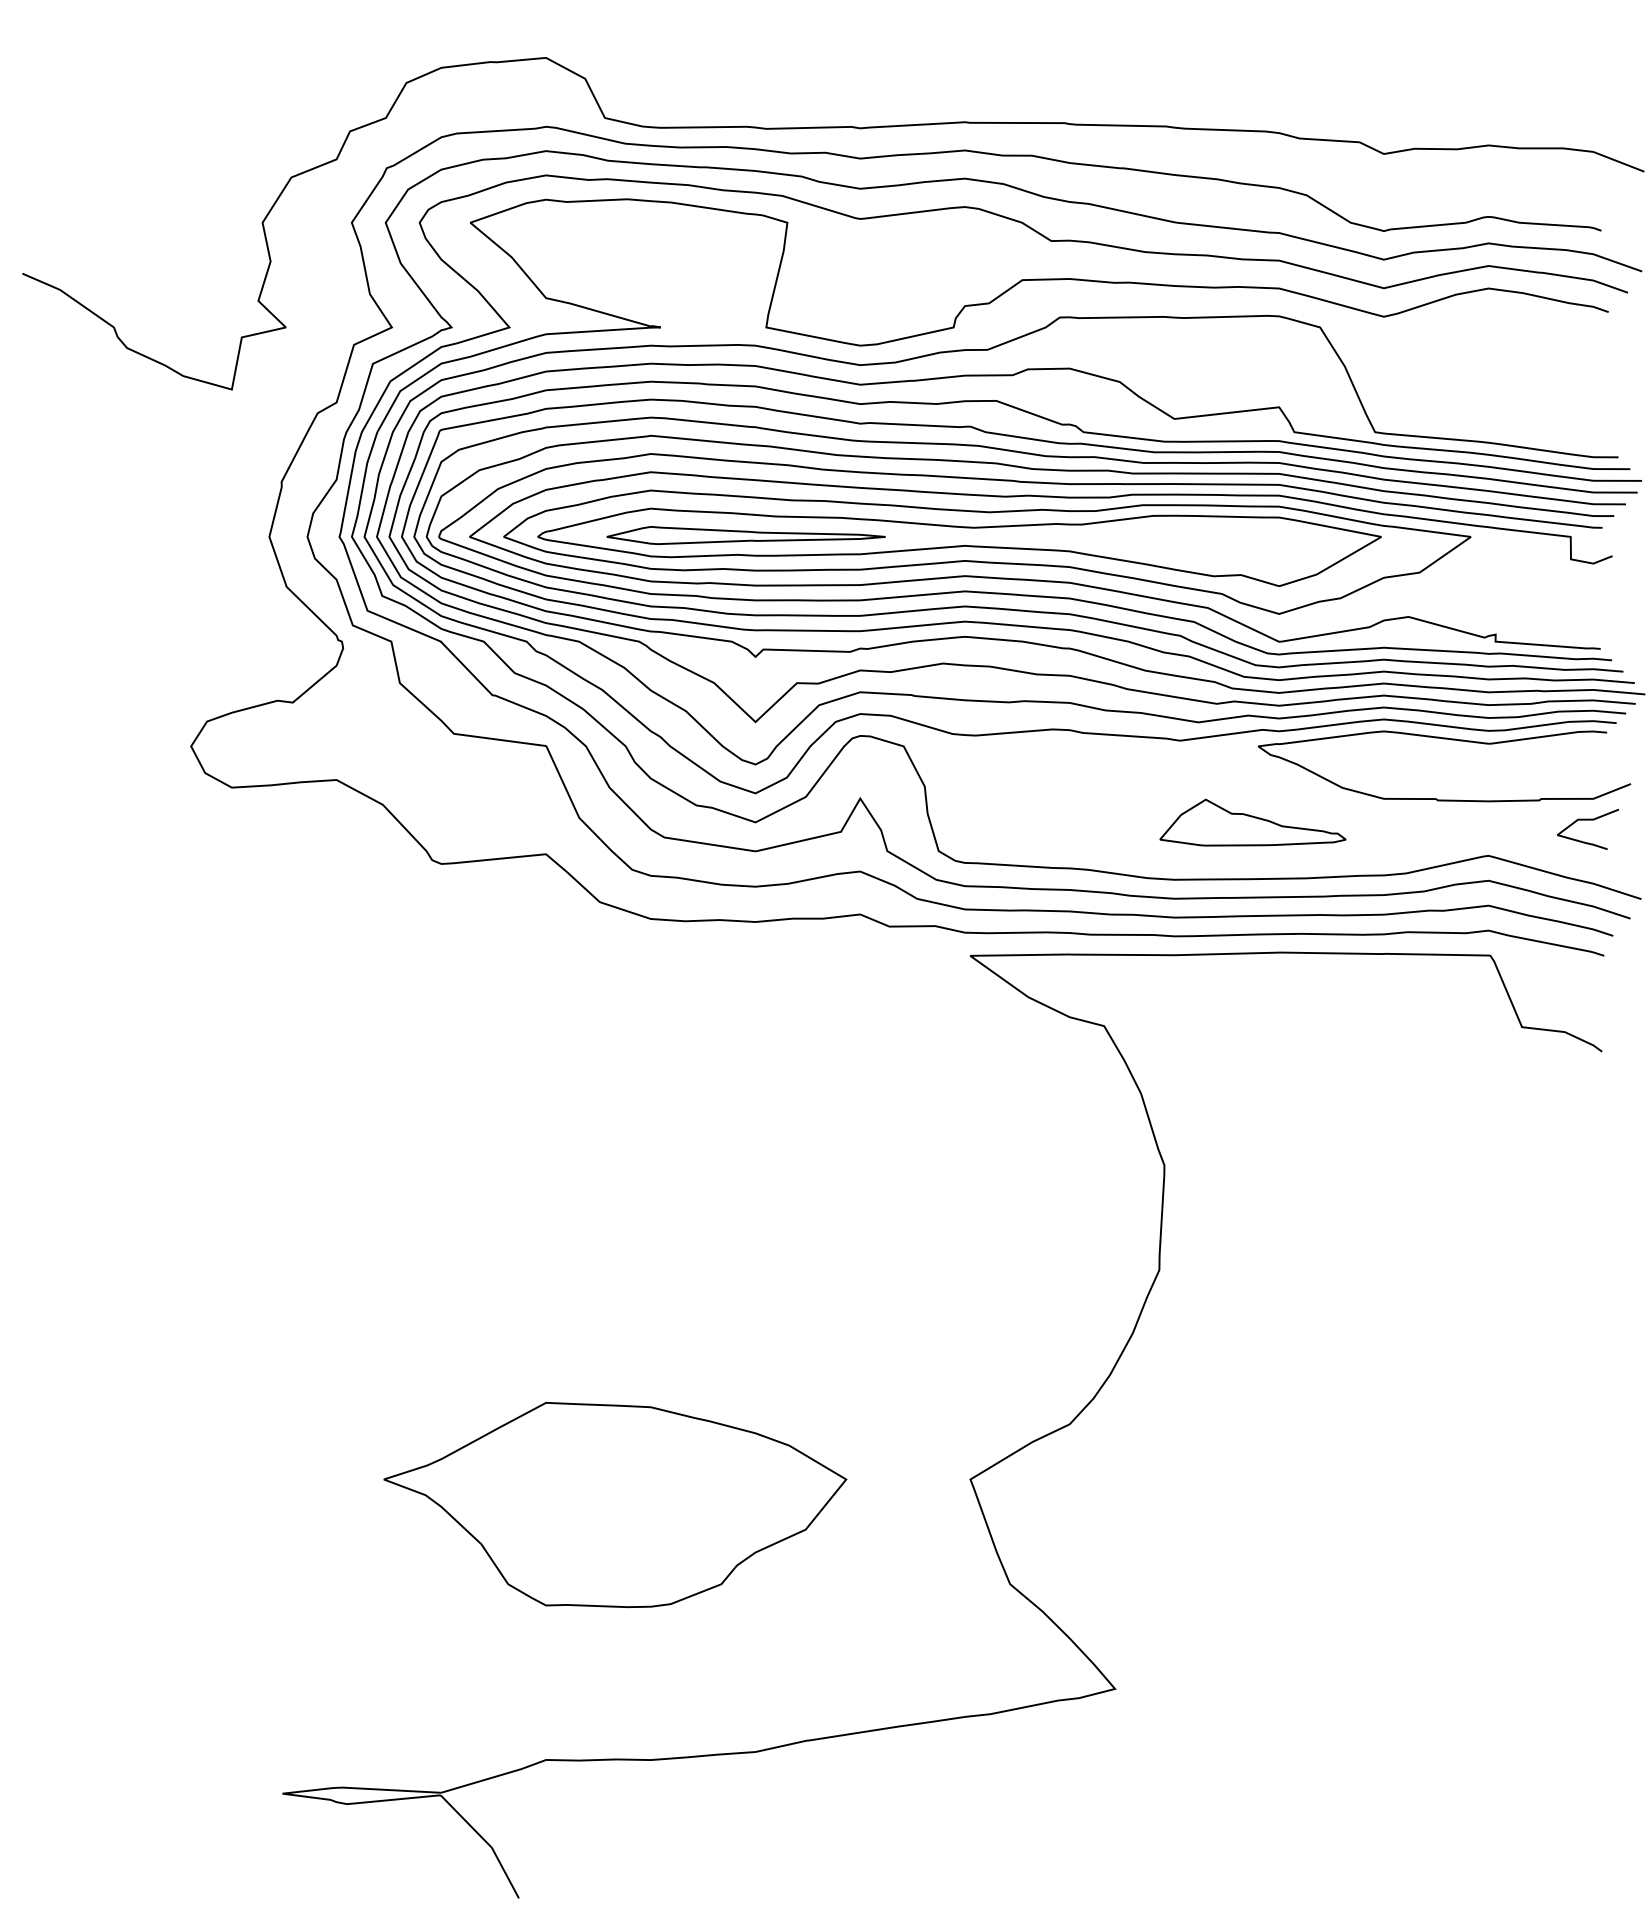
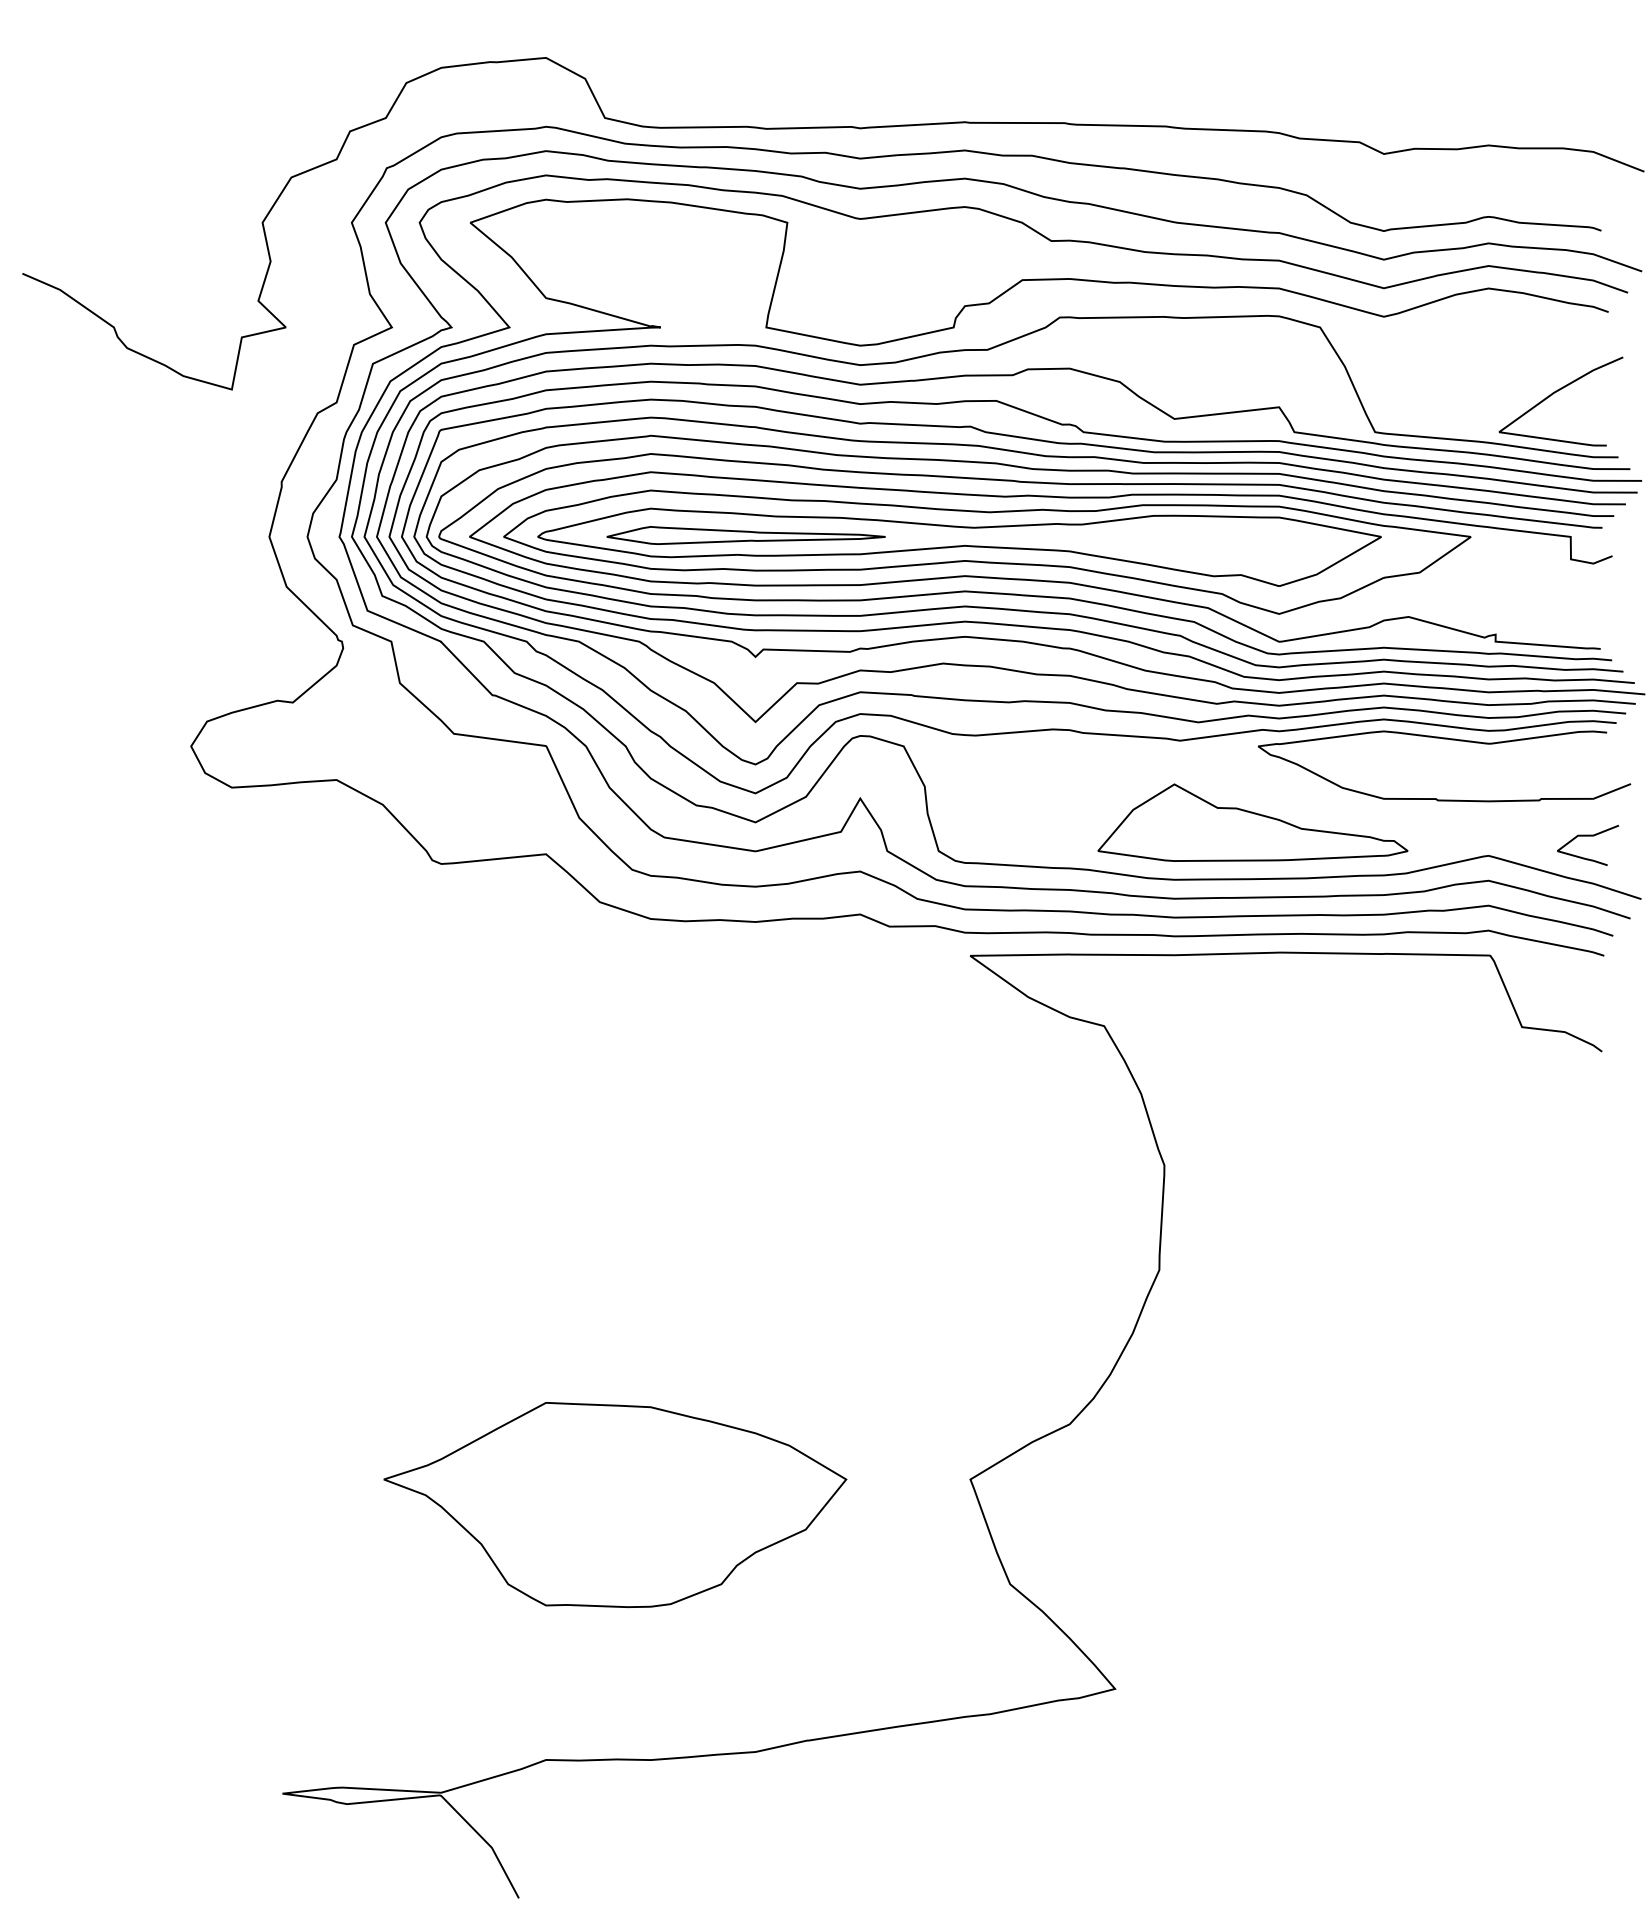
curve: none -> present (1555, 393)
curve position: (1588, 820) -> (1588, 836) (1588, 836)
part size: 188x49 px -> 312x79 px (1252, 822)
